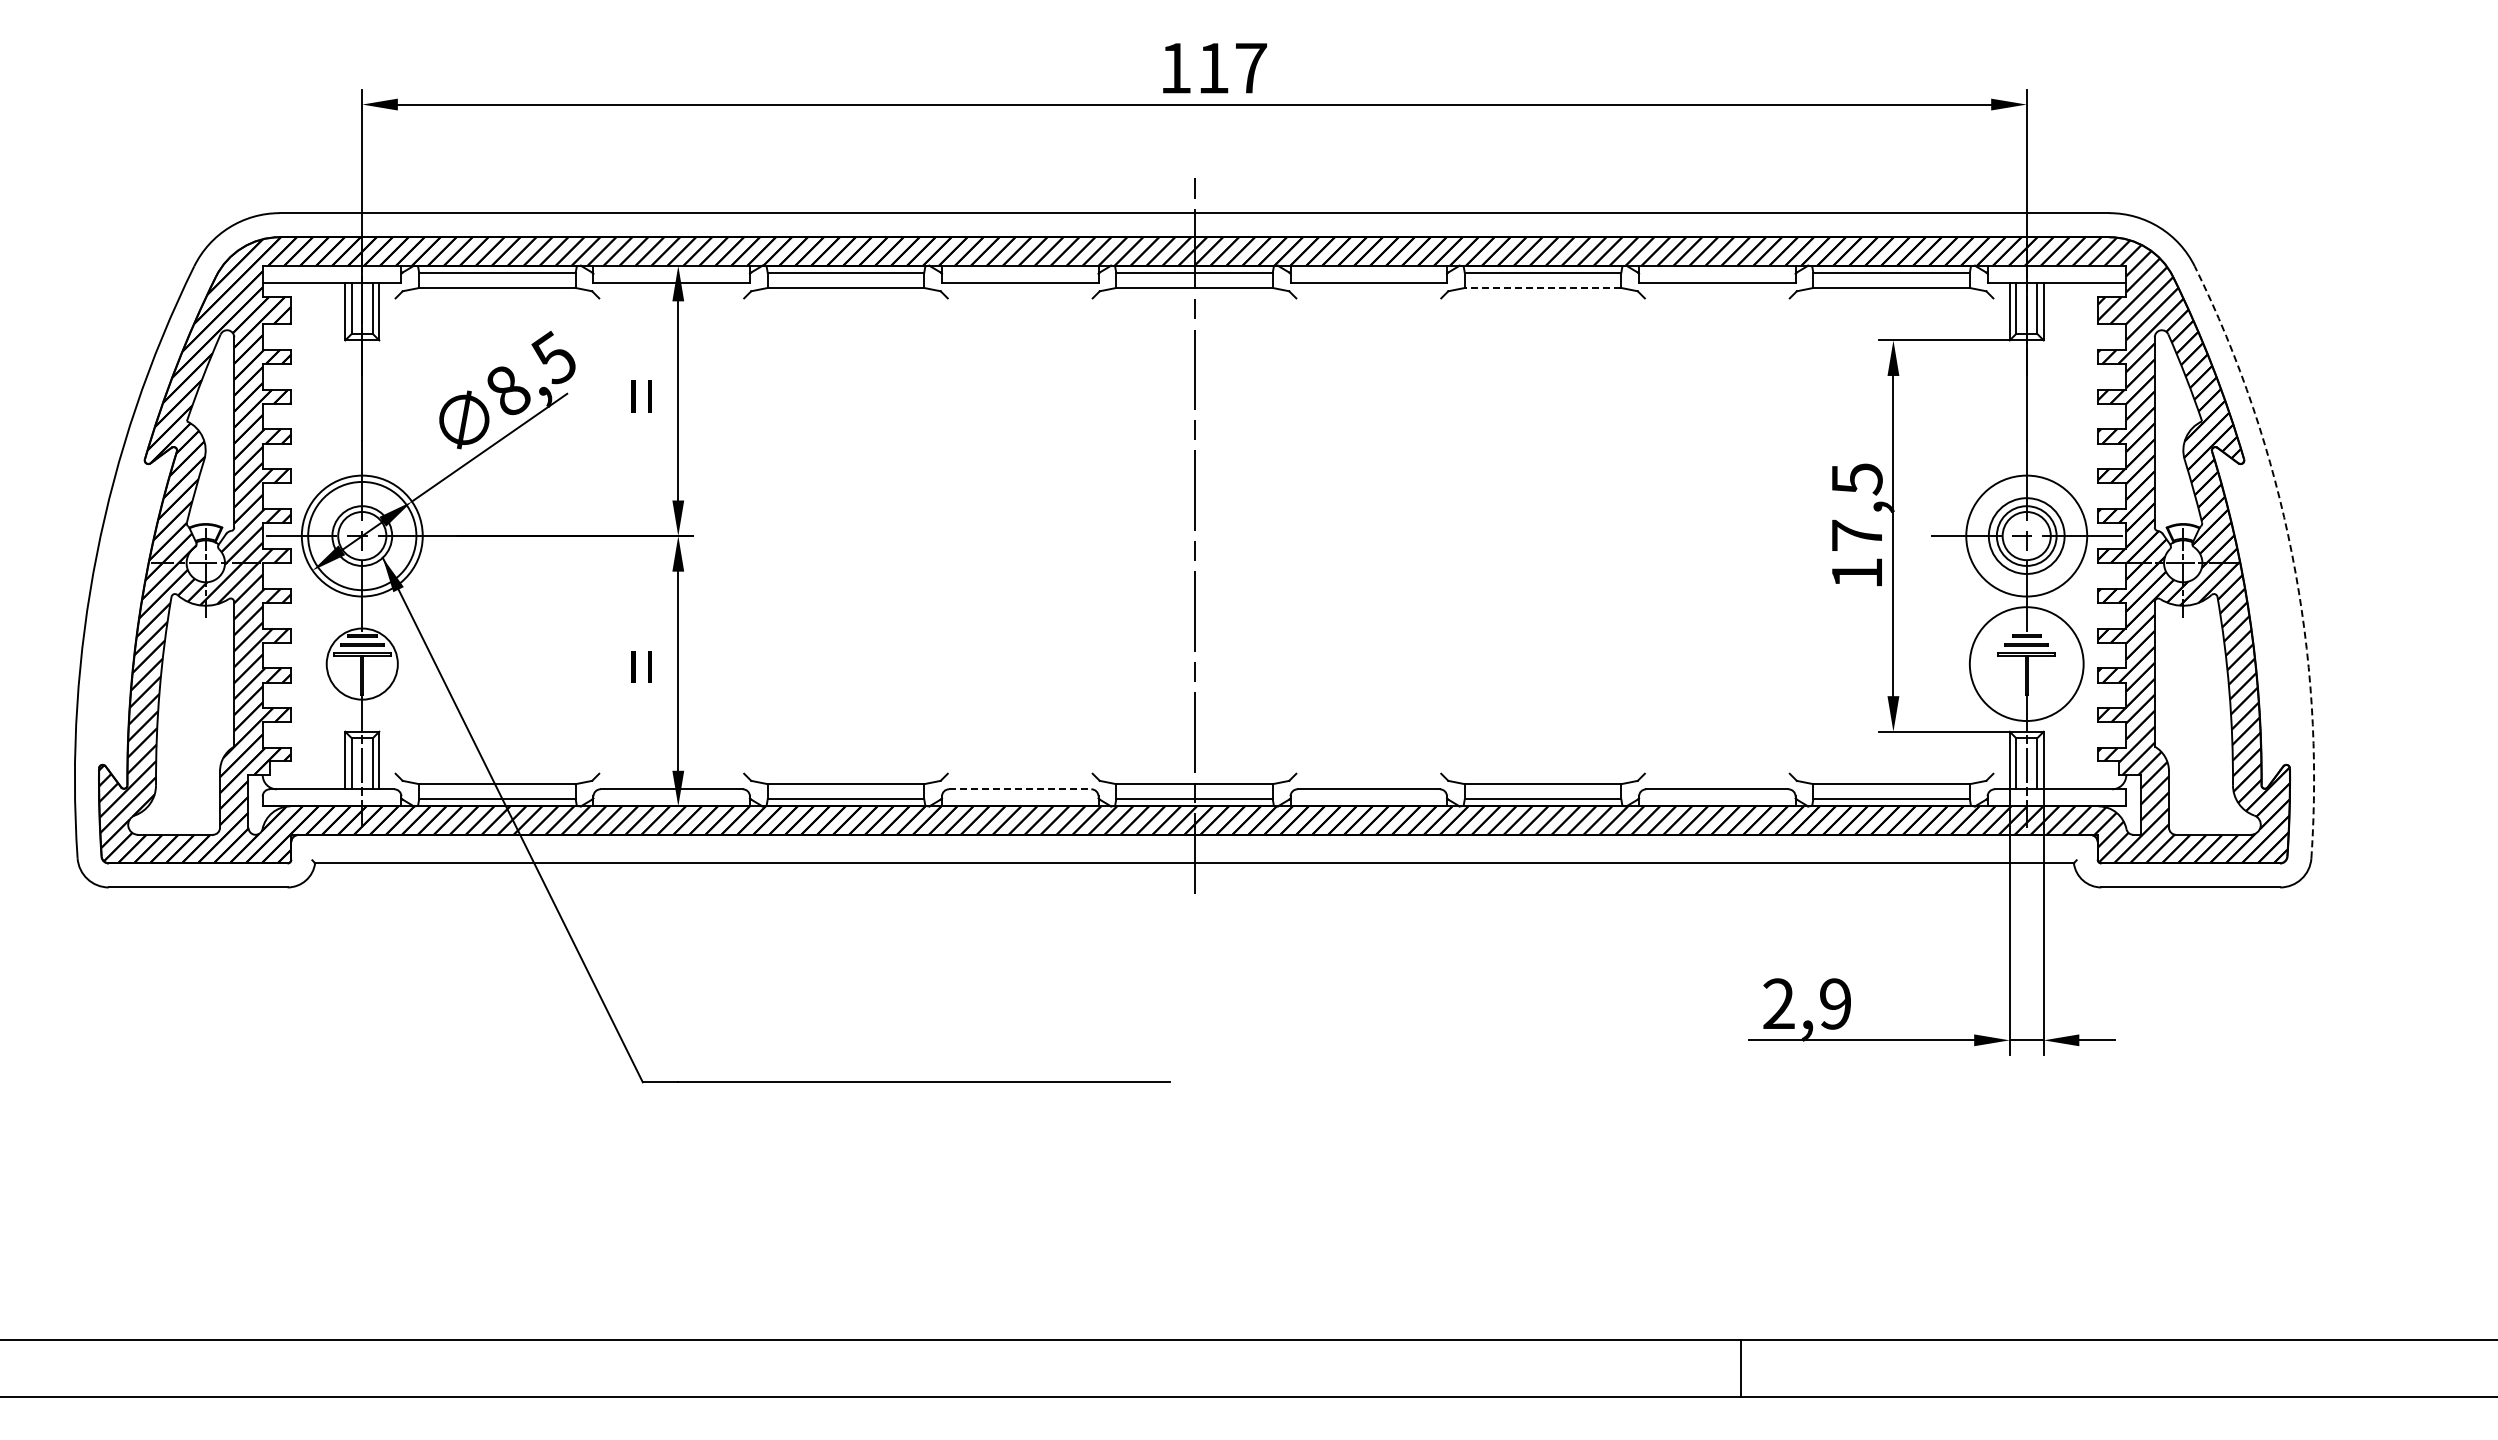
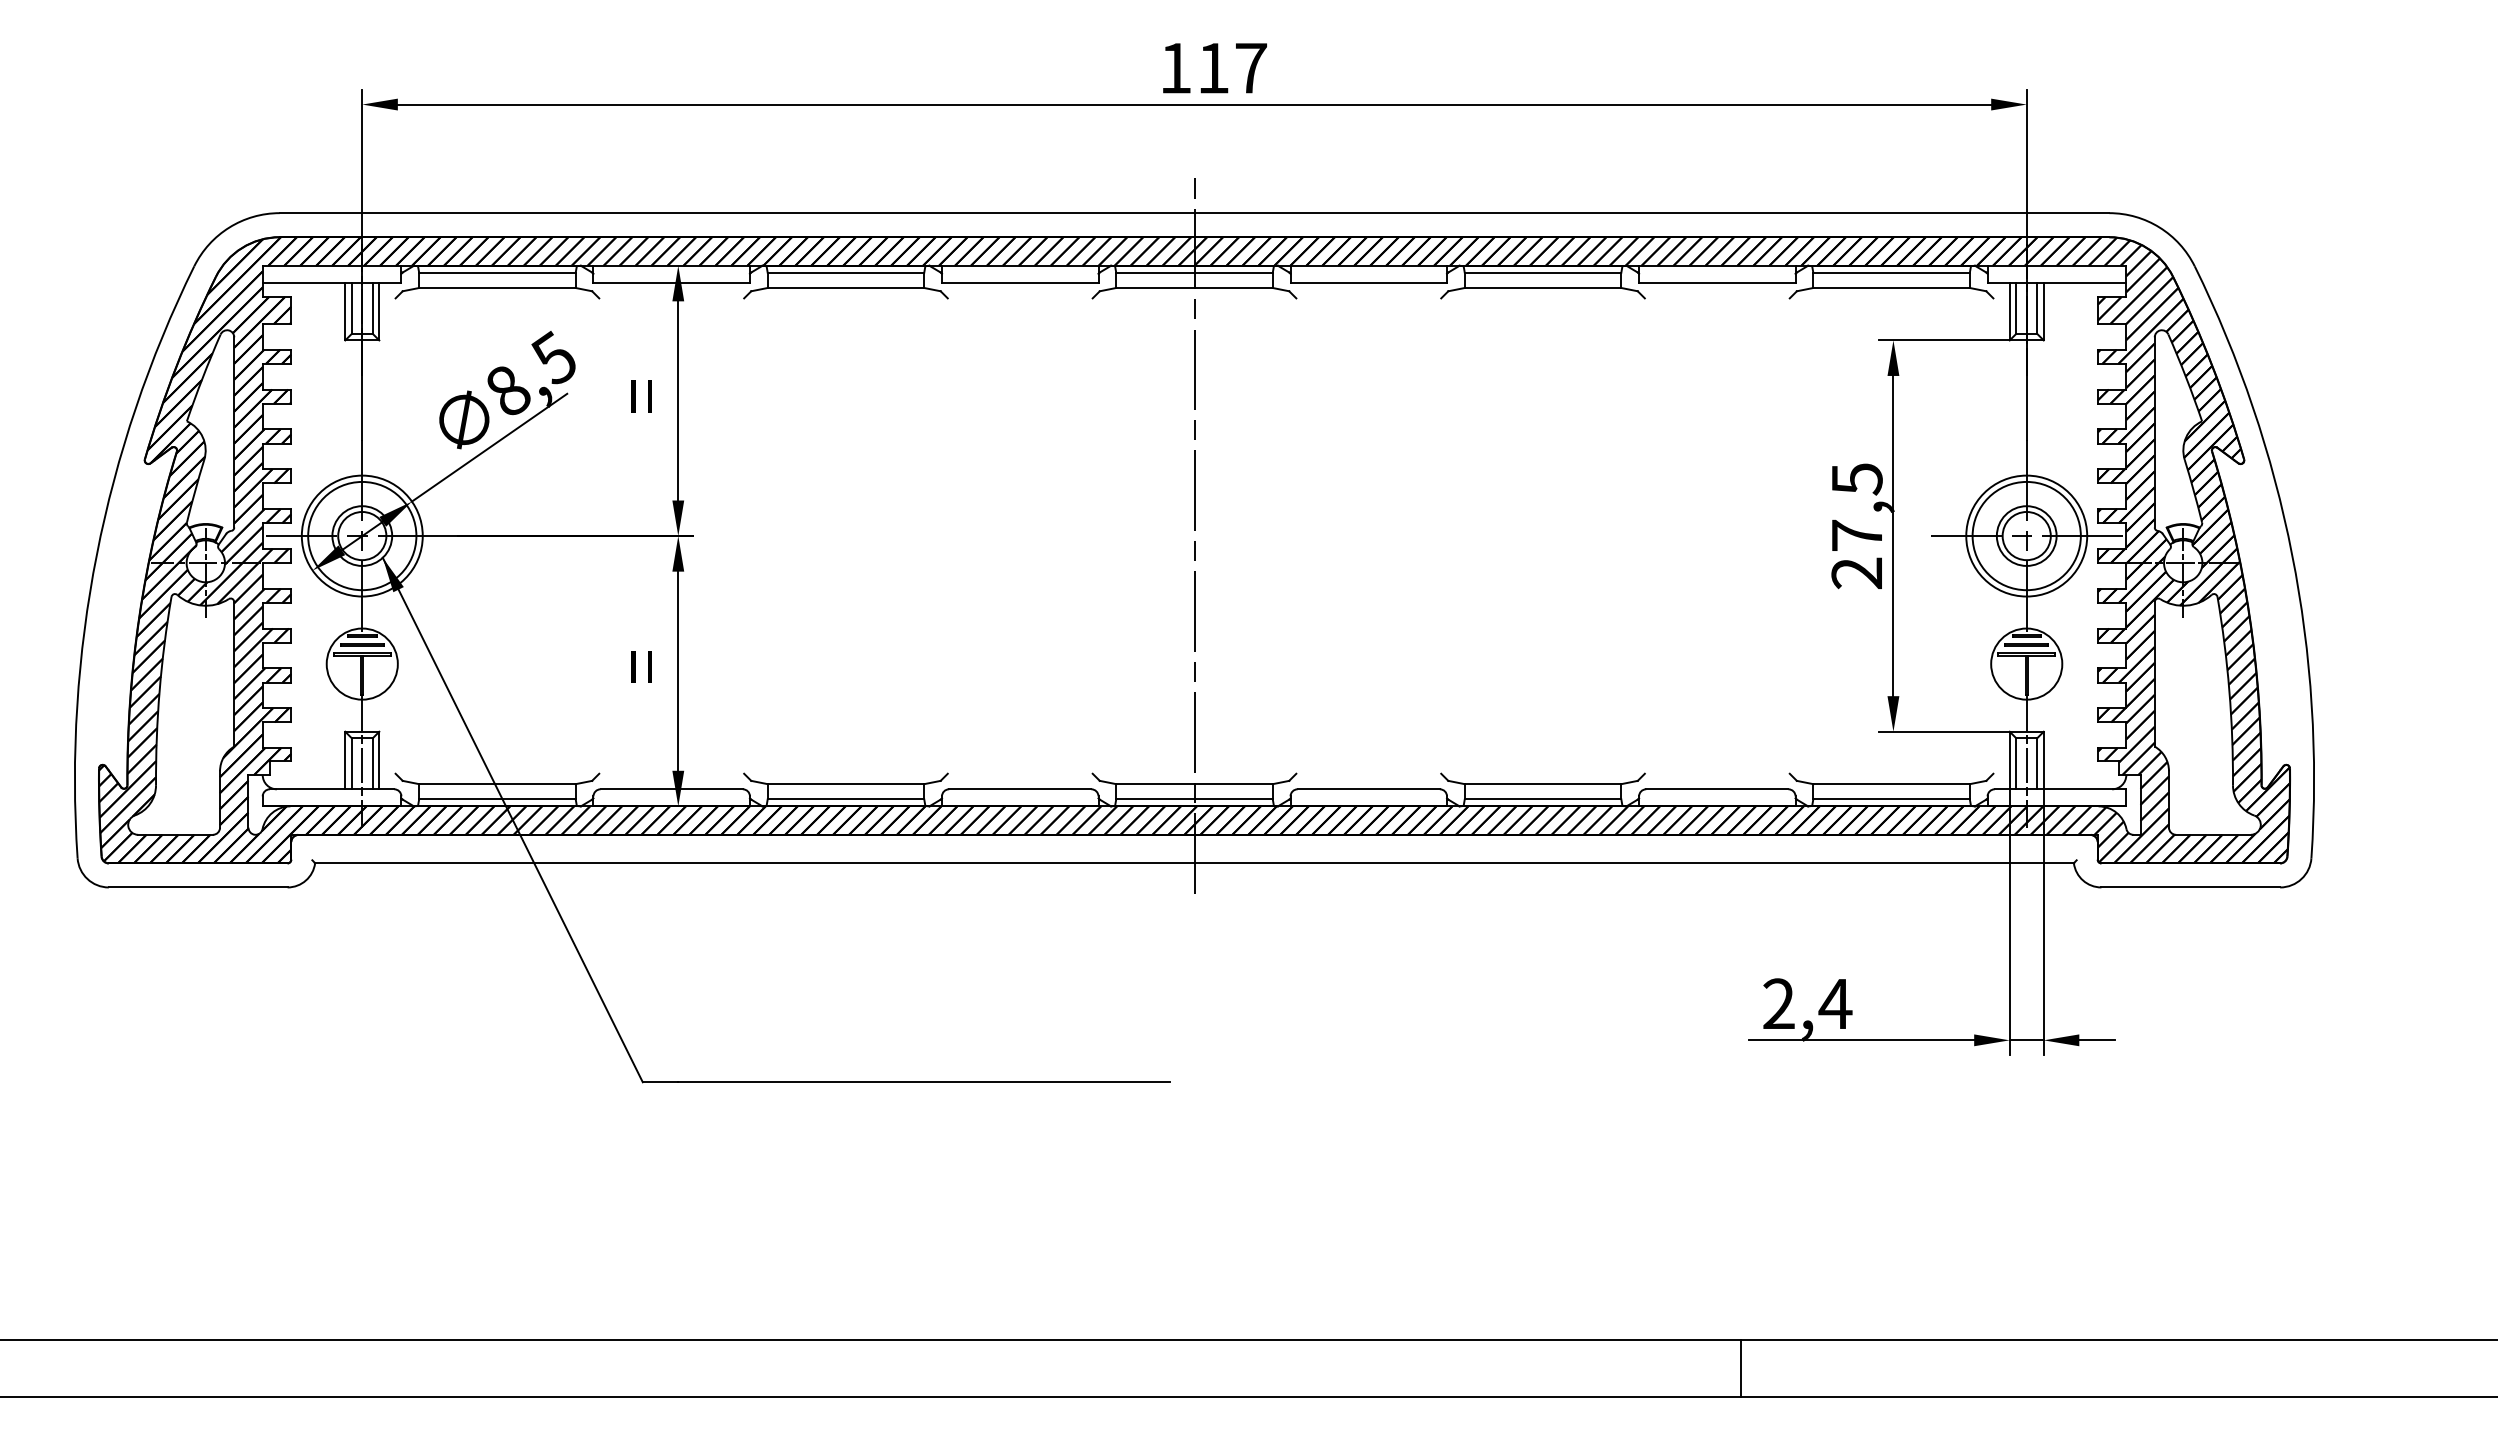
line: dashed -> solid (1542, 287)
circle diameter: 76 px -> 108 px (2026, 535)
arc: dashed -> solid (2292, 554)
text: 17,5 -> 27,5 (1856, 573)
circle diameter: 114 px -> 71 px (2026, 663)
line: dashed -> solid (1020, 789)
text: 2,9 -> 2,4 (1835, 1003)
